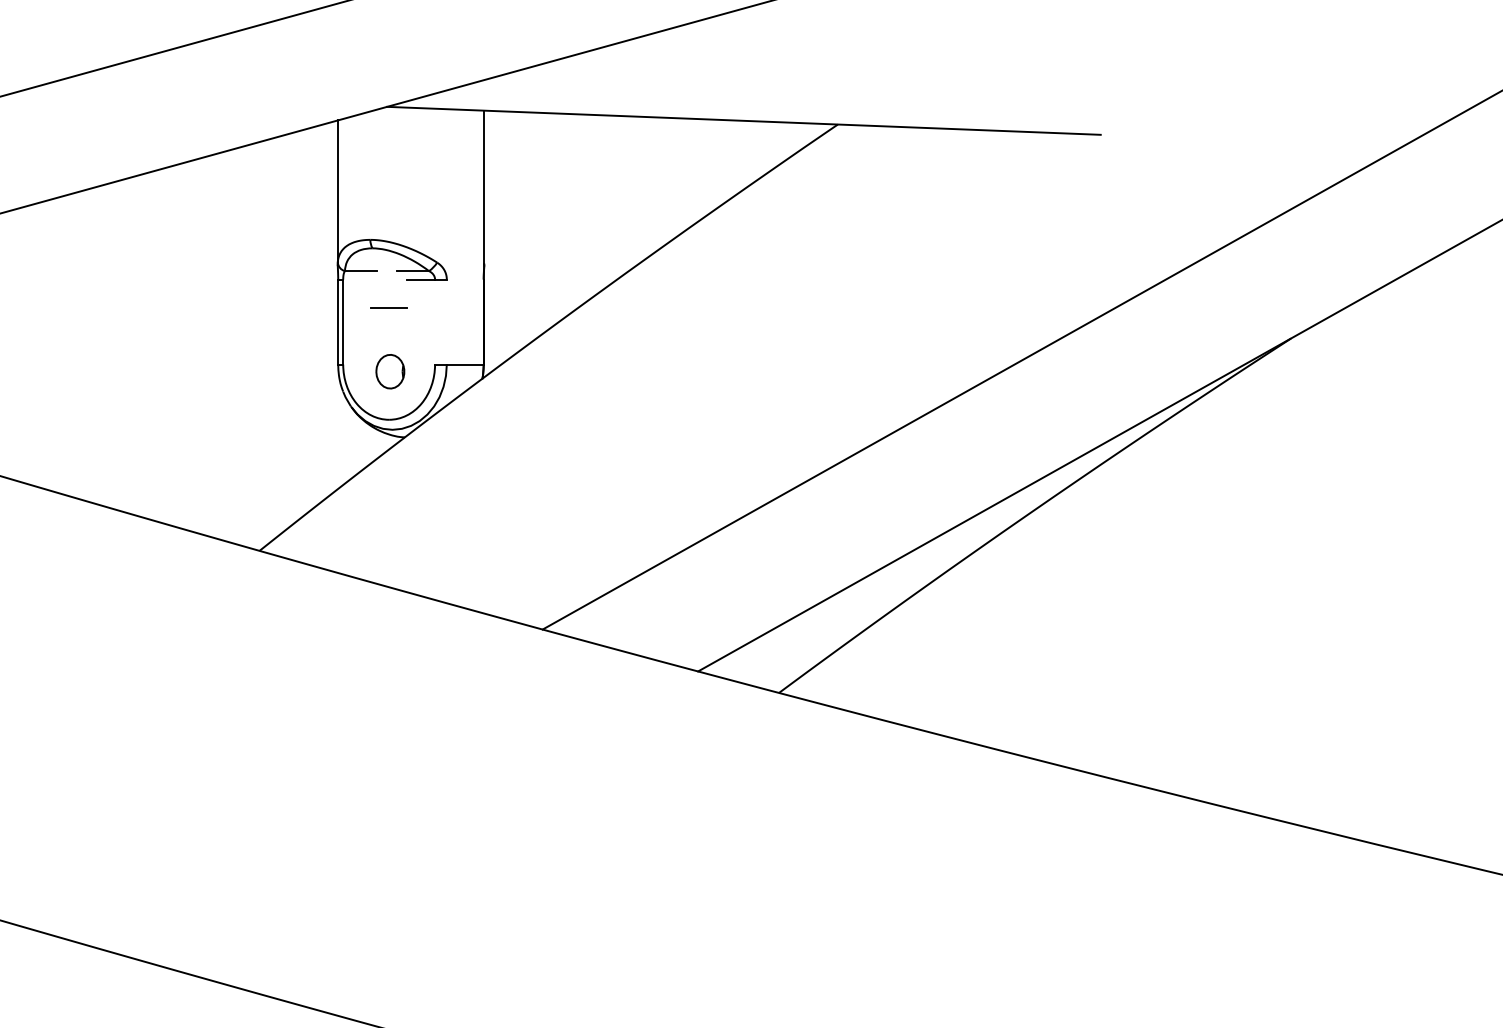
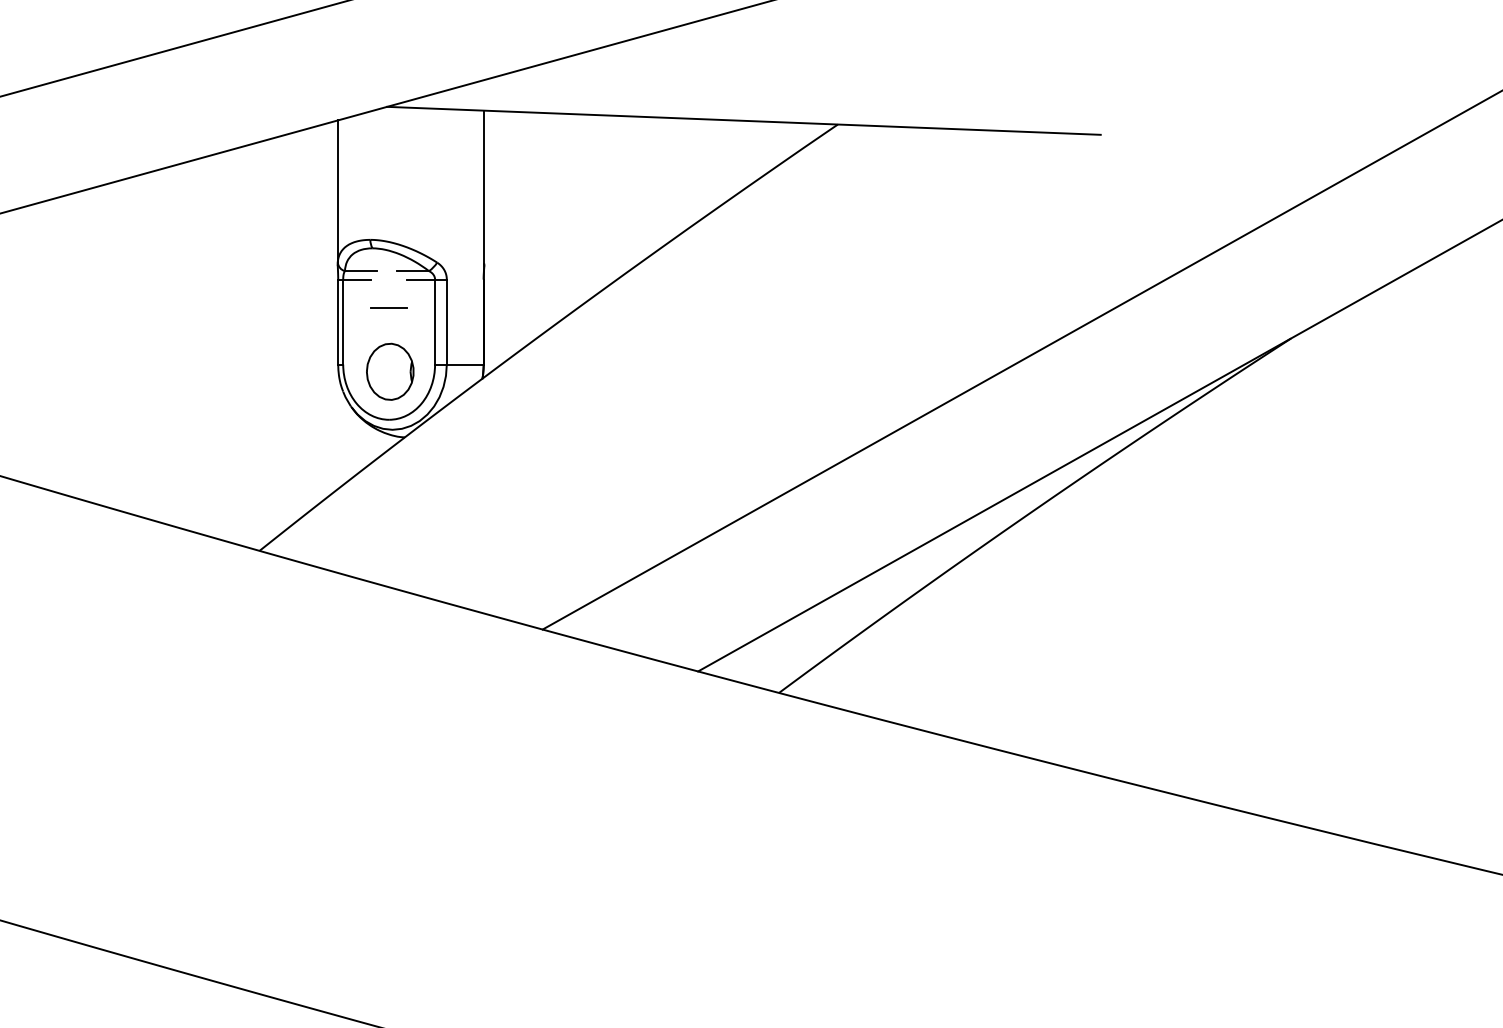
line: none -> present (356, 279)
line: none -> present (435, 321)
line: none -> present (446, 321)
part size: 31x36 px -> 49x59 px (390, 371)
